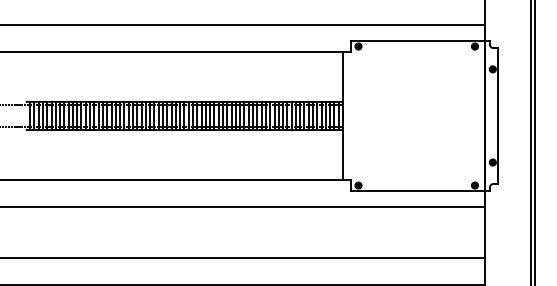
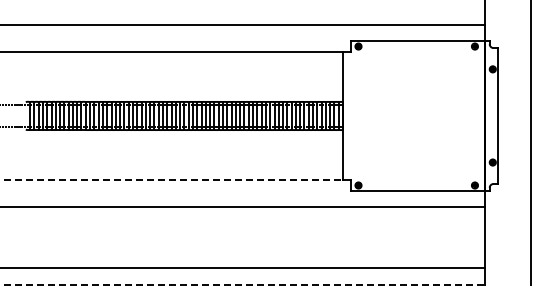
line: present -> none (534, 142)
line: solid -> dashed (172, 180)
line position: (243, 257) -> (243, 267) (243, 267)
line: solid -> dashed (243, 284)
